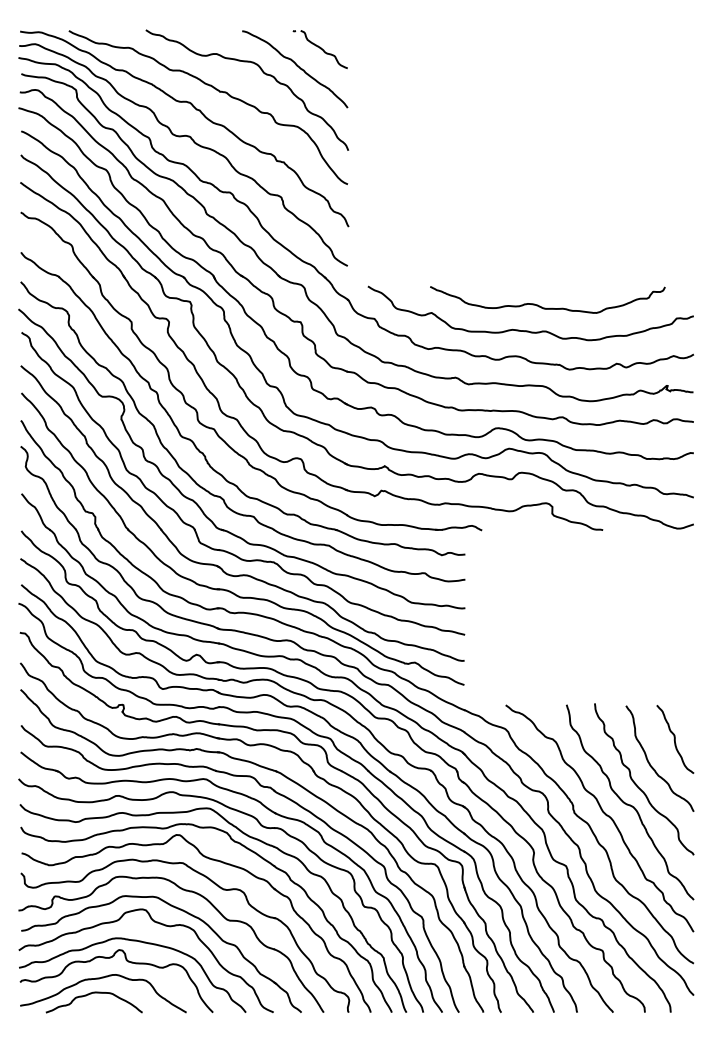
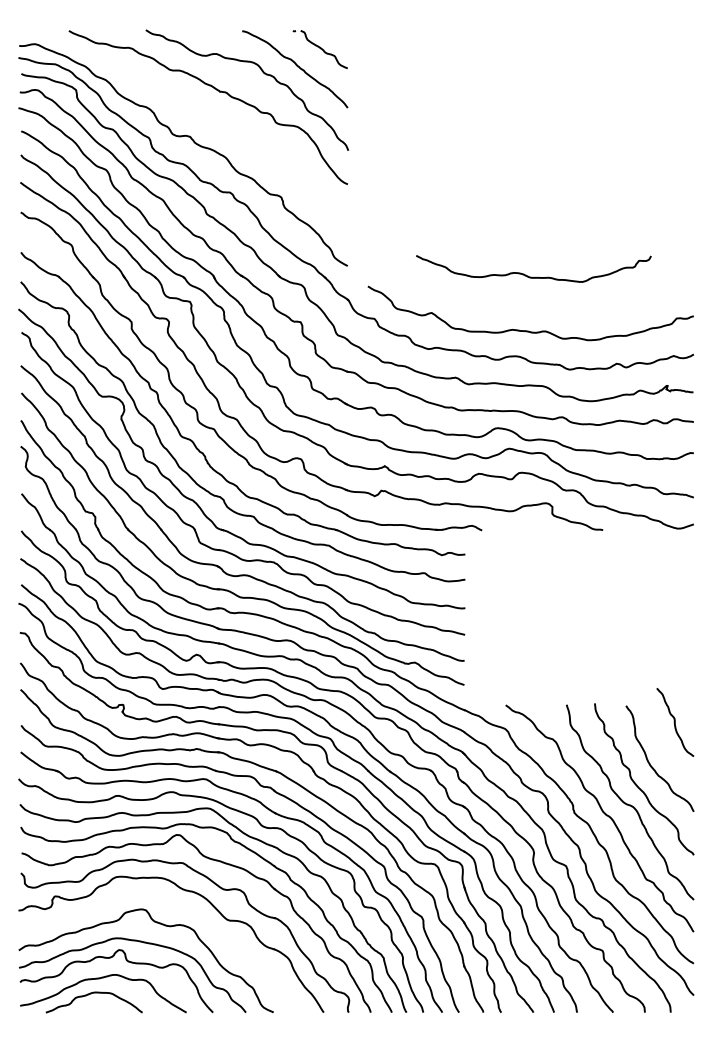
curve: present -> none (196, 110)
curve position: (545, 307) -> (531, 276) (531, 276)
curve position: (675, 739) -> (675, 722) (675, 722)
part: present -> none (177, 909)
